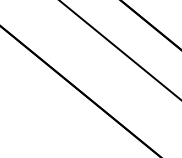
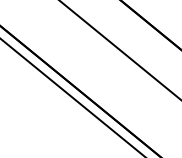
line: none -> present (72, 97)
